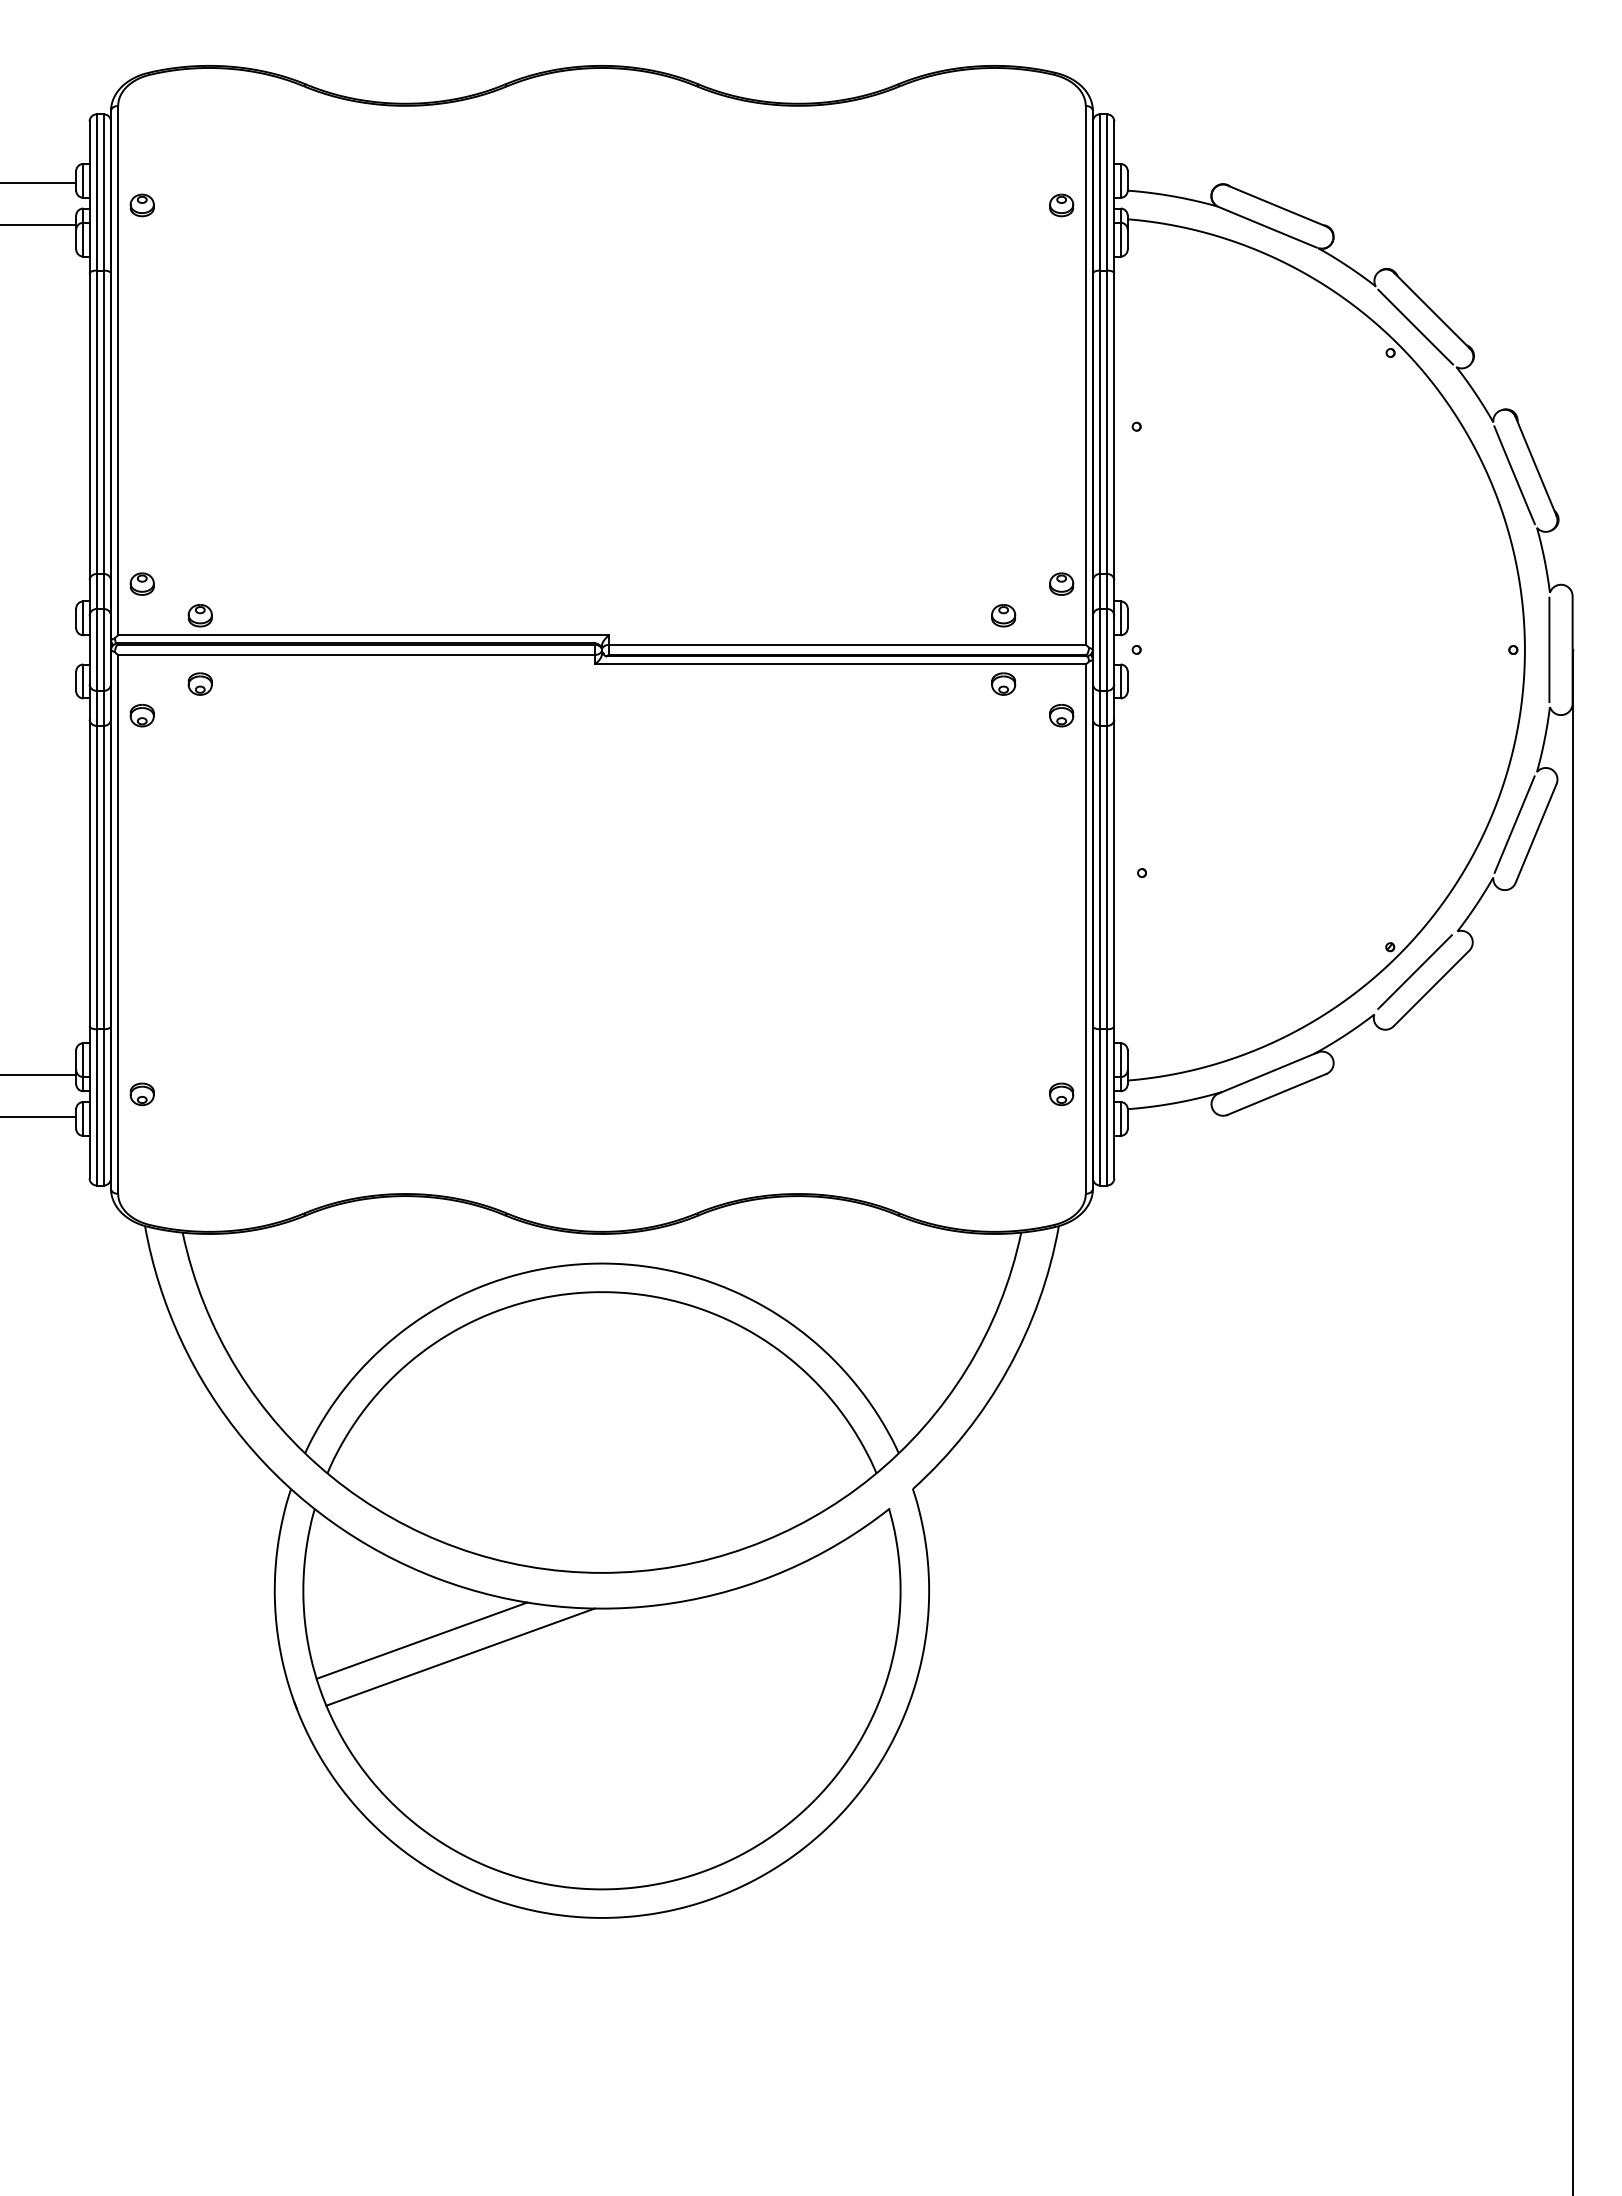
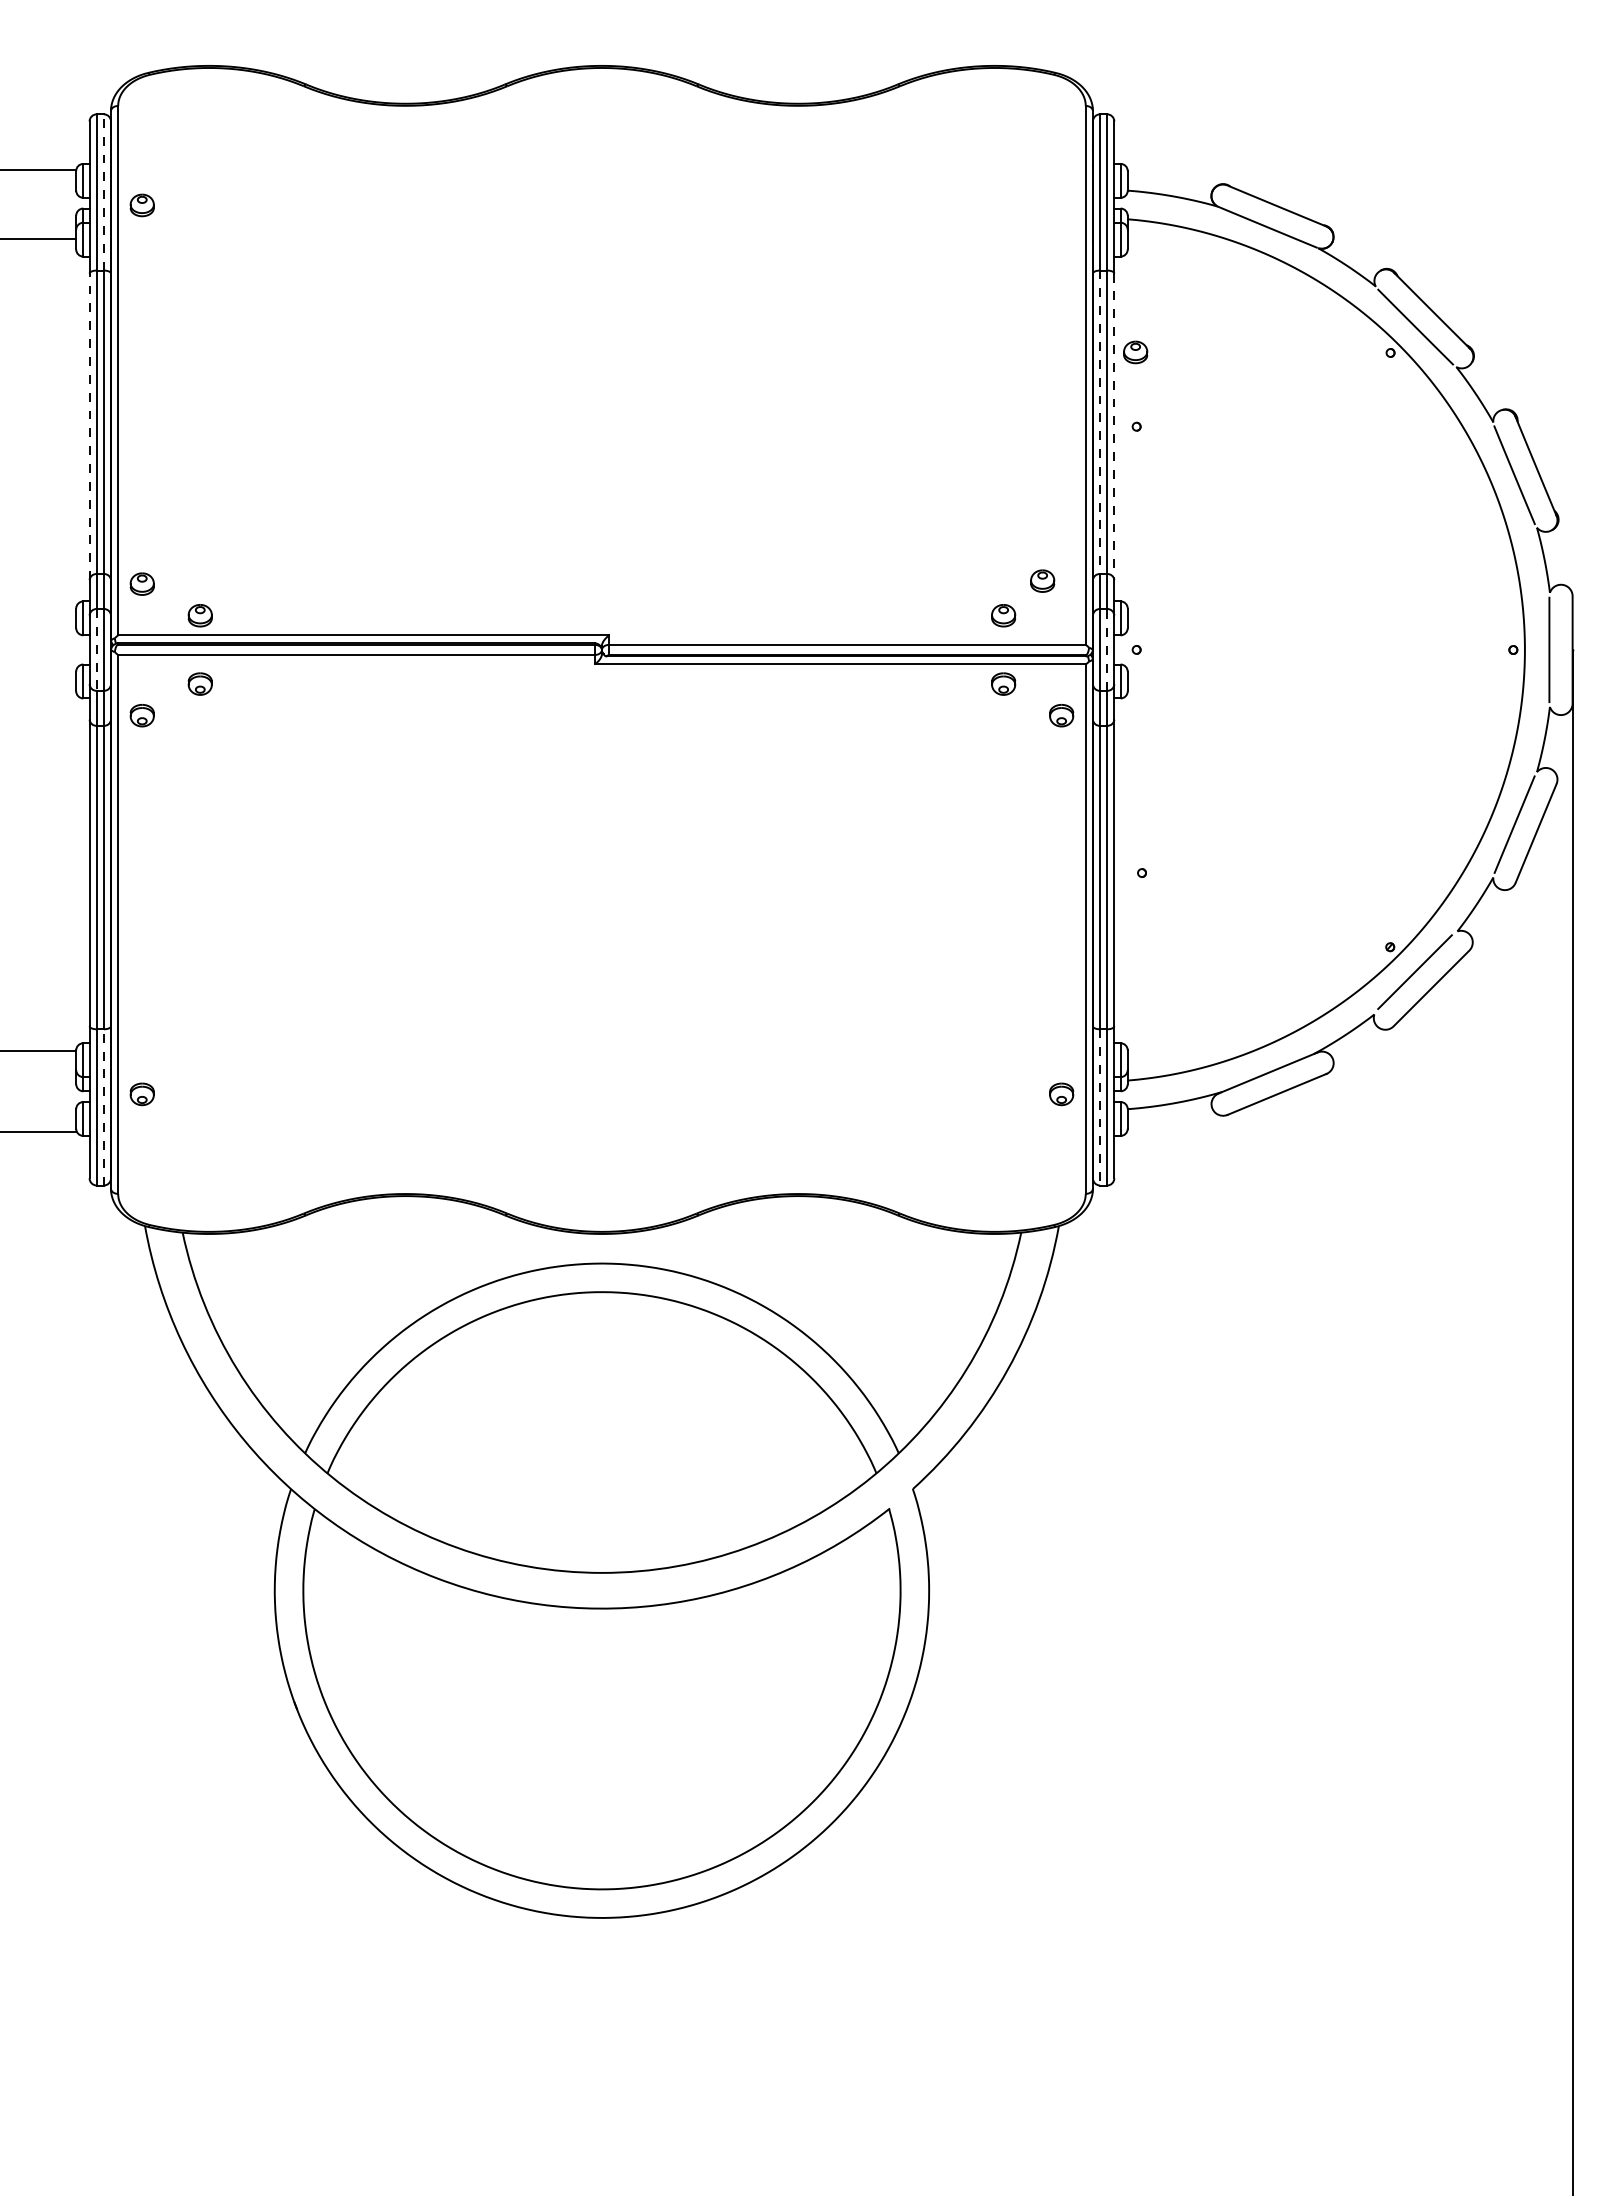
line position: (39, 182) -> (39, 169) (39, 169)
line: solid -> dashed (103, 191)
part position: (1061, 205) -> (1135, 352) (1135, 352)
line position: (39, 224) -> (39, 238) (39, 238)
line: solid -> dashed (1100, 422)
line: solid -> dashed (89, 426)
line: solid -> dashed (1114, 427)
part position: (1061, 583) -> (1042, 580) (1042, 580)
line: solid -> dashed (96, 649)
line: solid -> dashed (1107, 649)
line position: (39, 1075) -> (39, 1051) (39, 1051)
line: solid -> dashed (103, 1106)
line: solid -> dashed (1100, 1107)
line position: (39, 1117) -> (39, 1132) (39, 1132)
line: present -> none (421, 1640)
line: present -> none (460, 1656)
